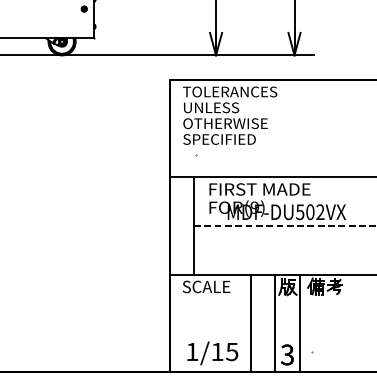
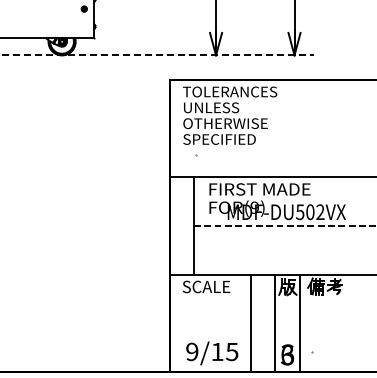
line: solid -> dashed (157, 55)
text: 1/15 -> 9/15 (192, 351)
text: 3 -> 6 (287, 354)
